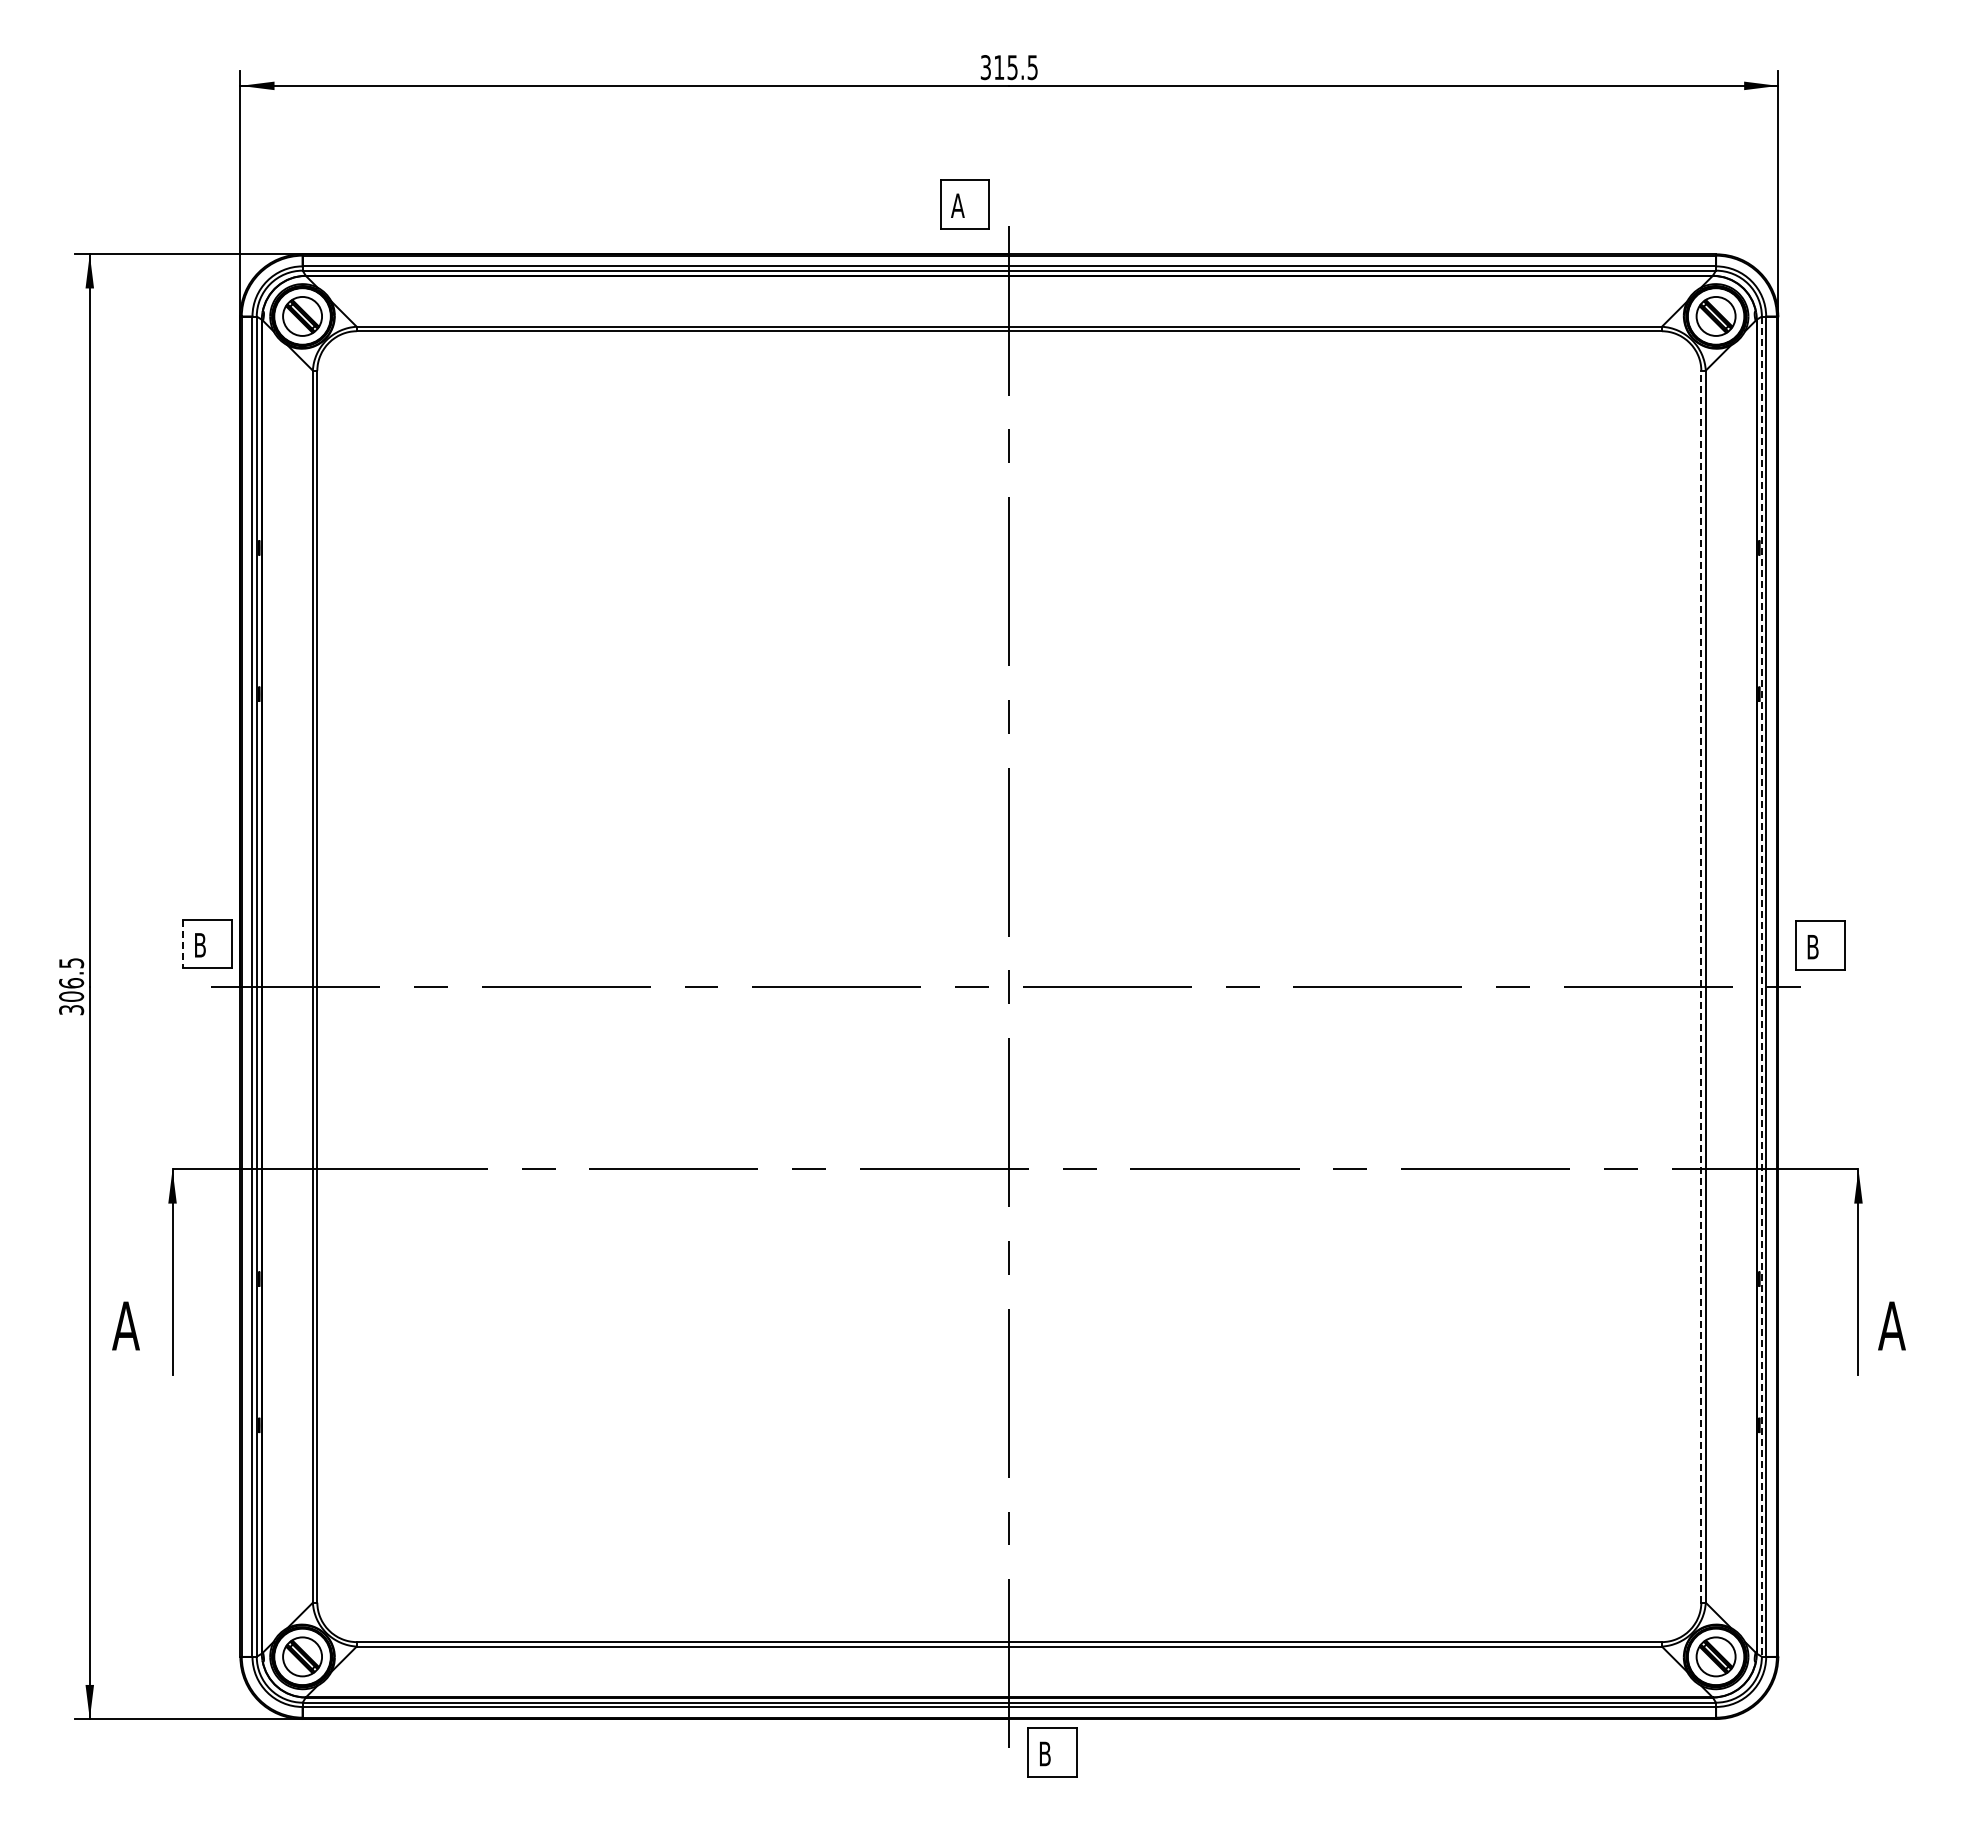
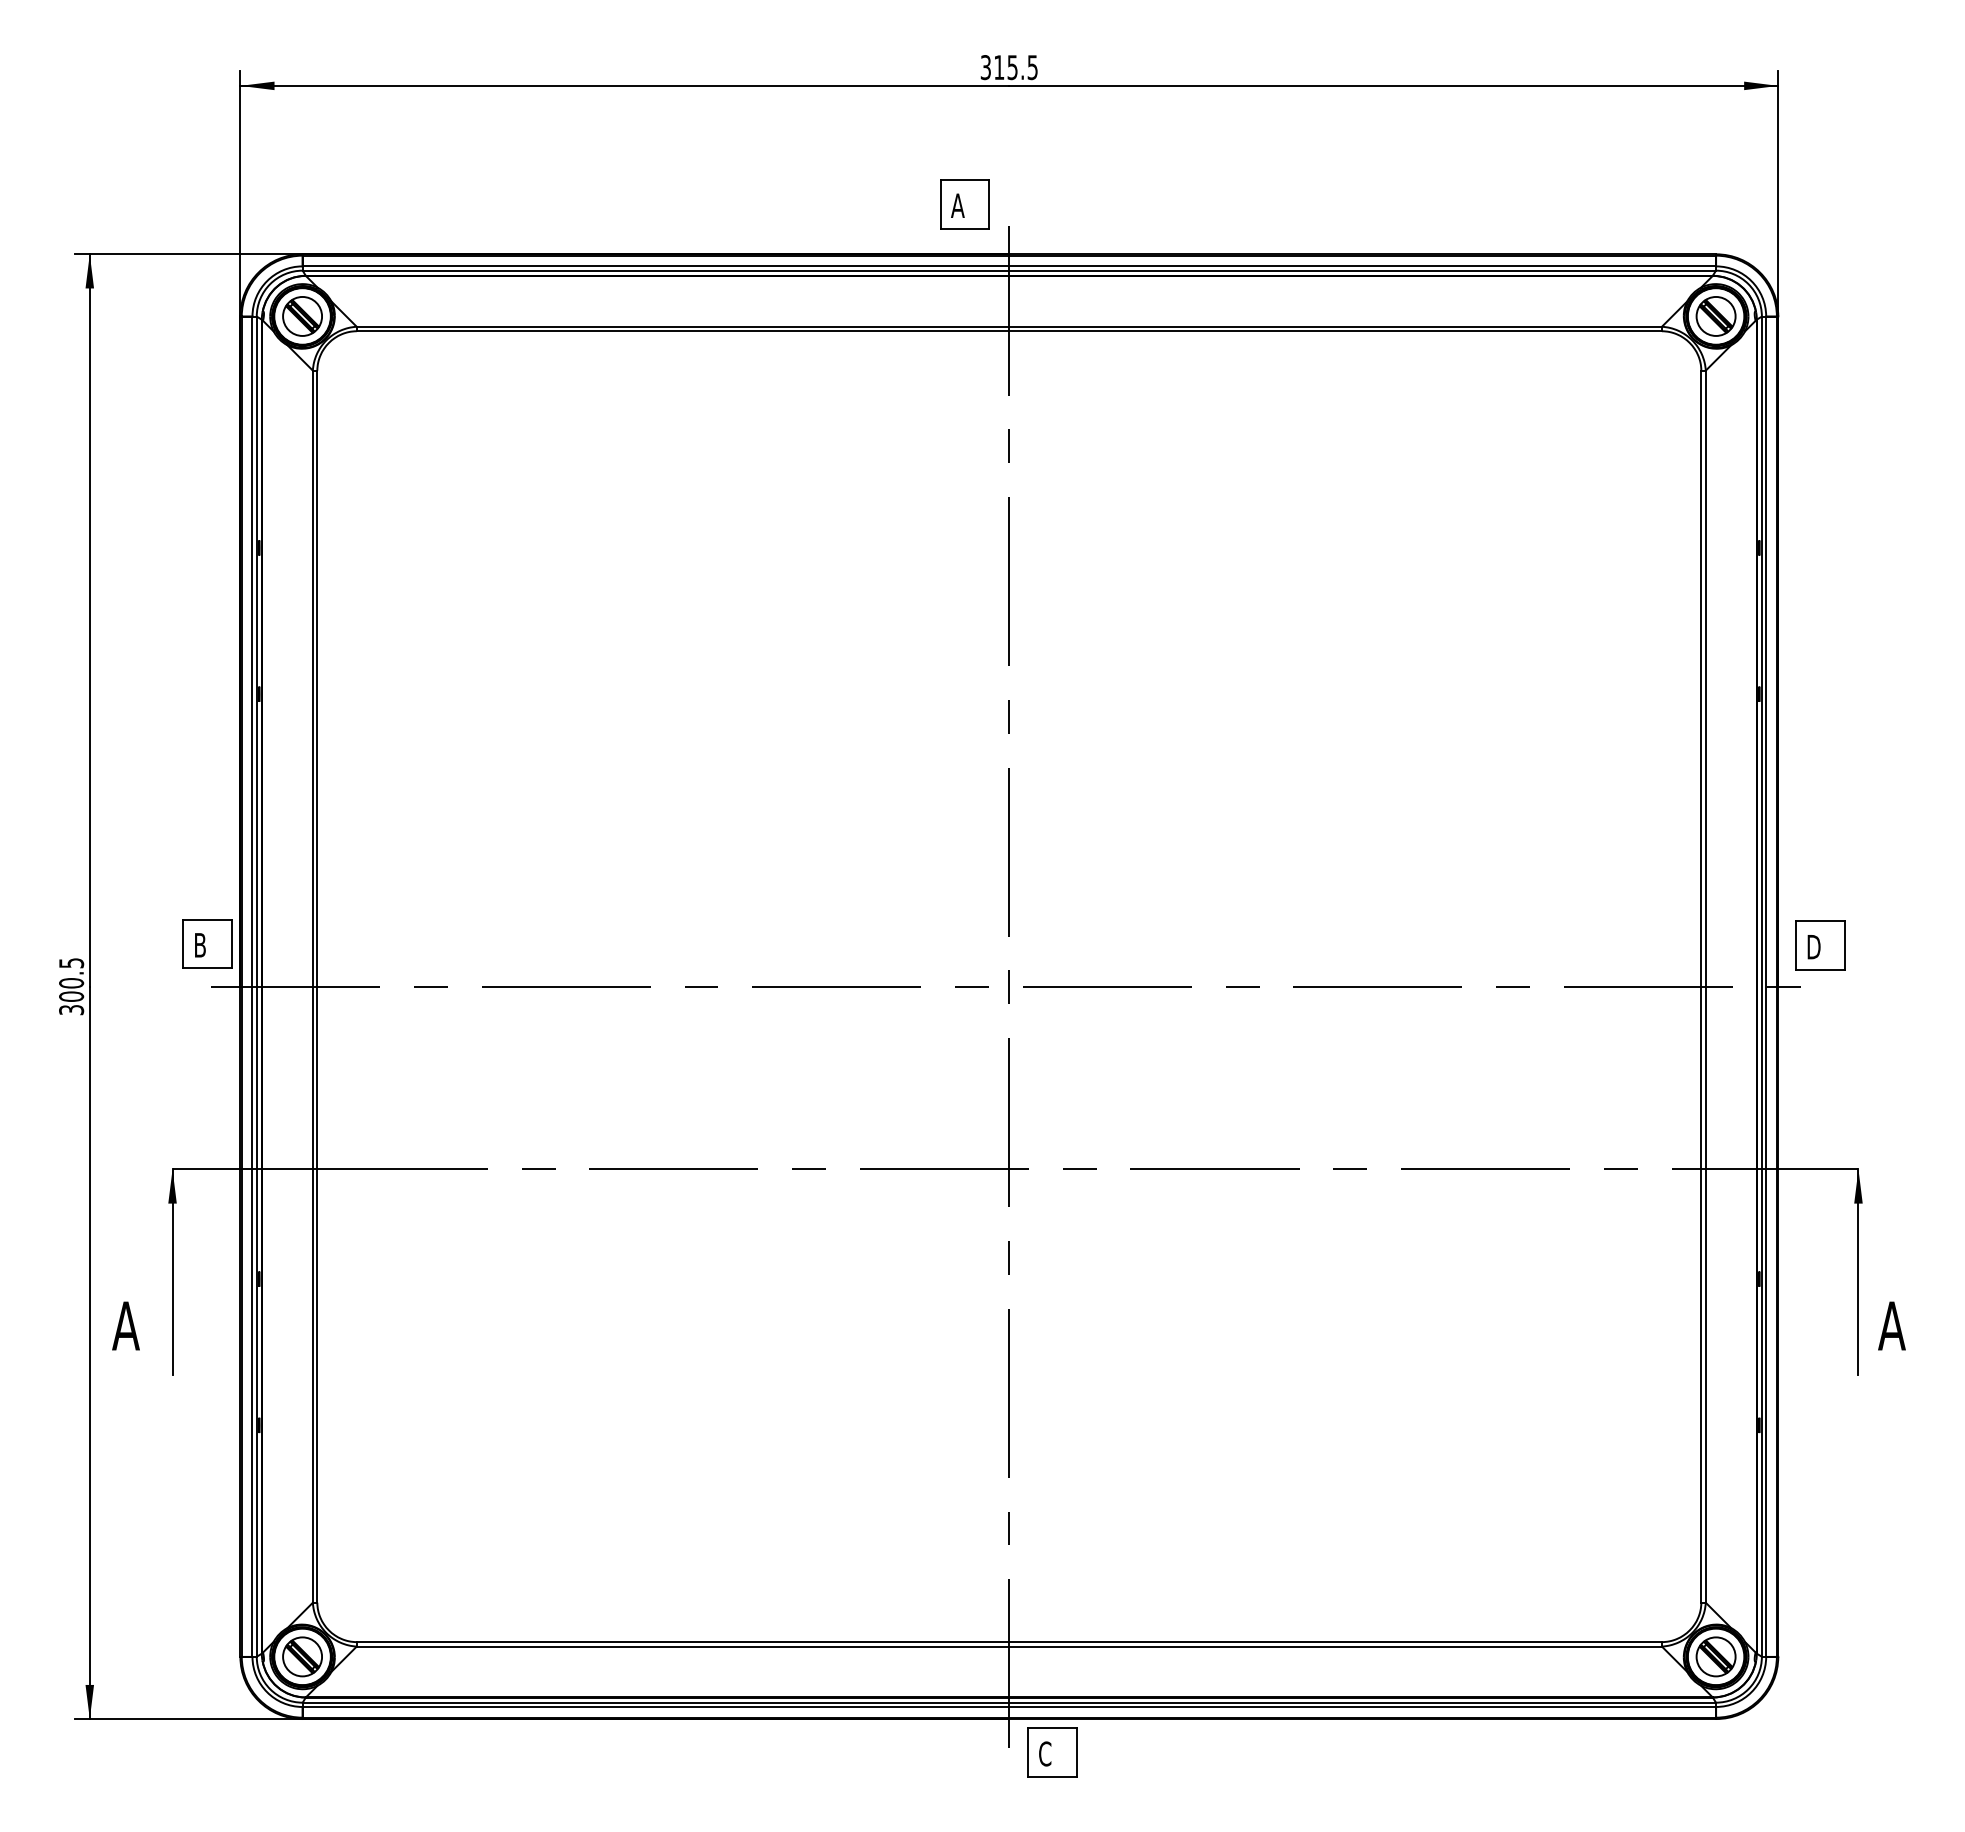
line: dashed -> solid (183, 944)
text: B -> D (1814, 947)
text: 306.5 -> 300.5 (71, 983)
line: dashed -> solid (1701, 986)
line: dashed -> solid (1761, 987)
text: B -> C (1045, 1753)
